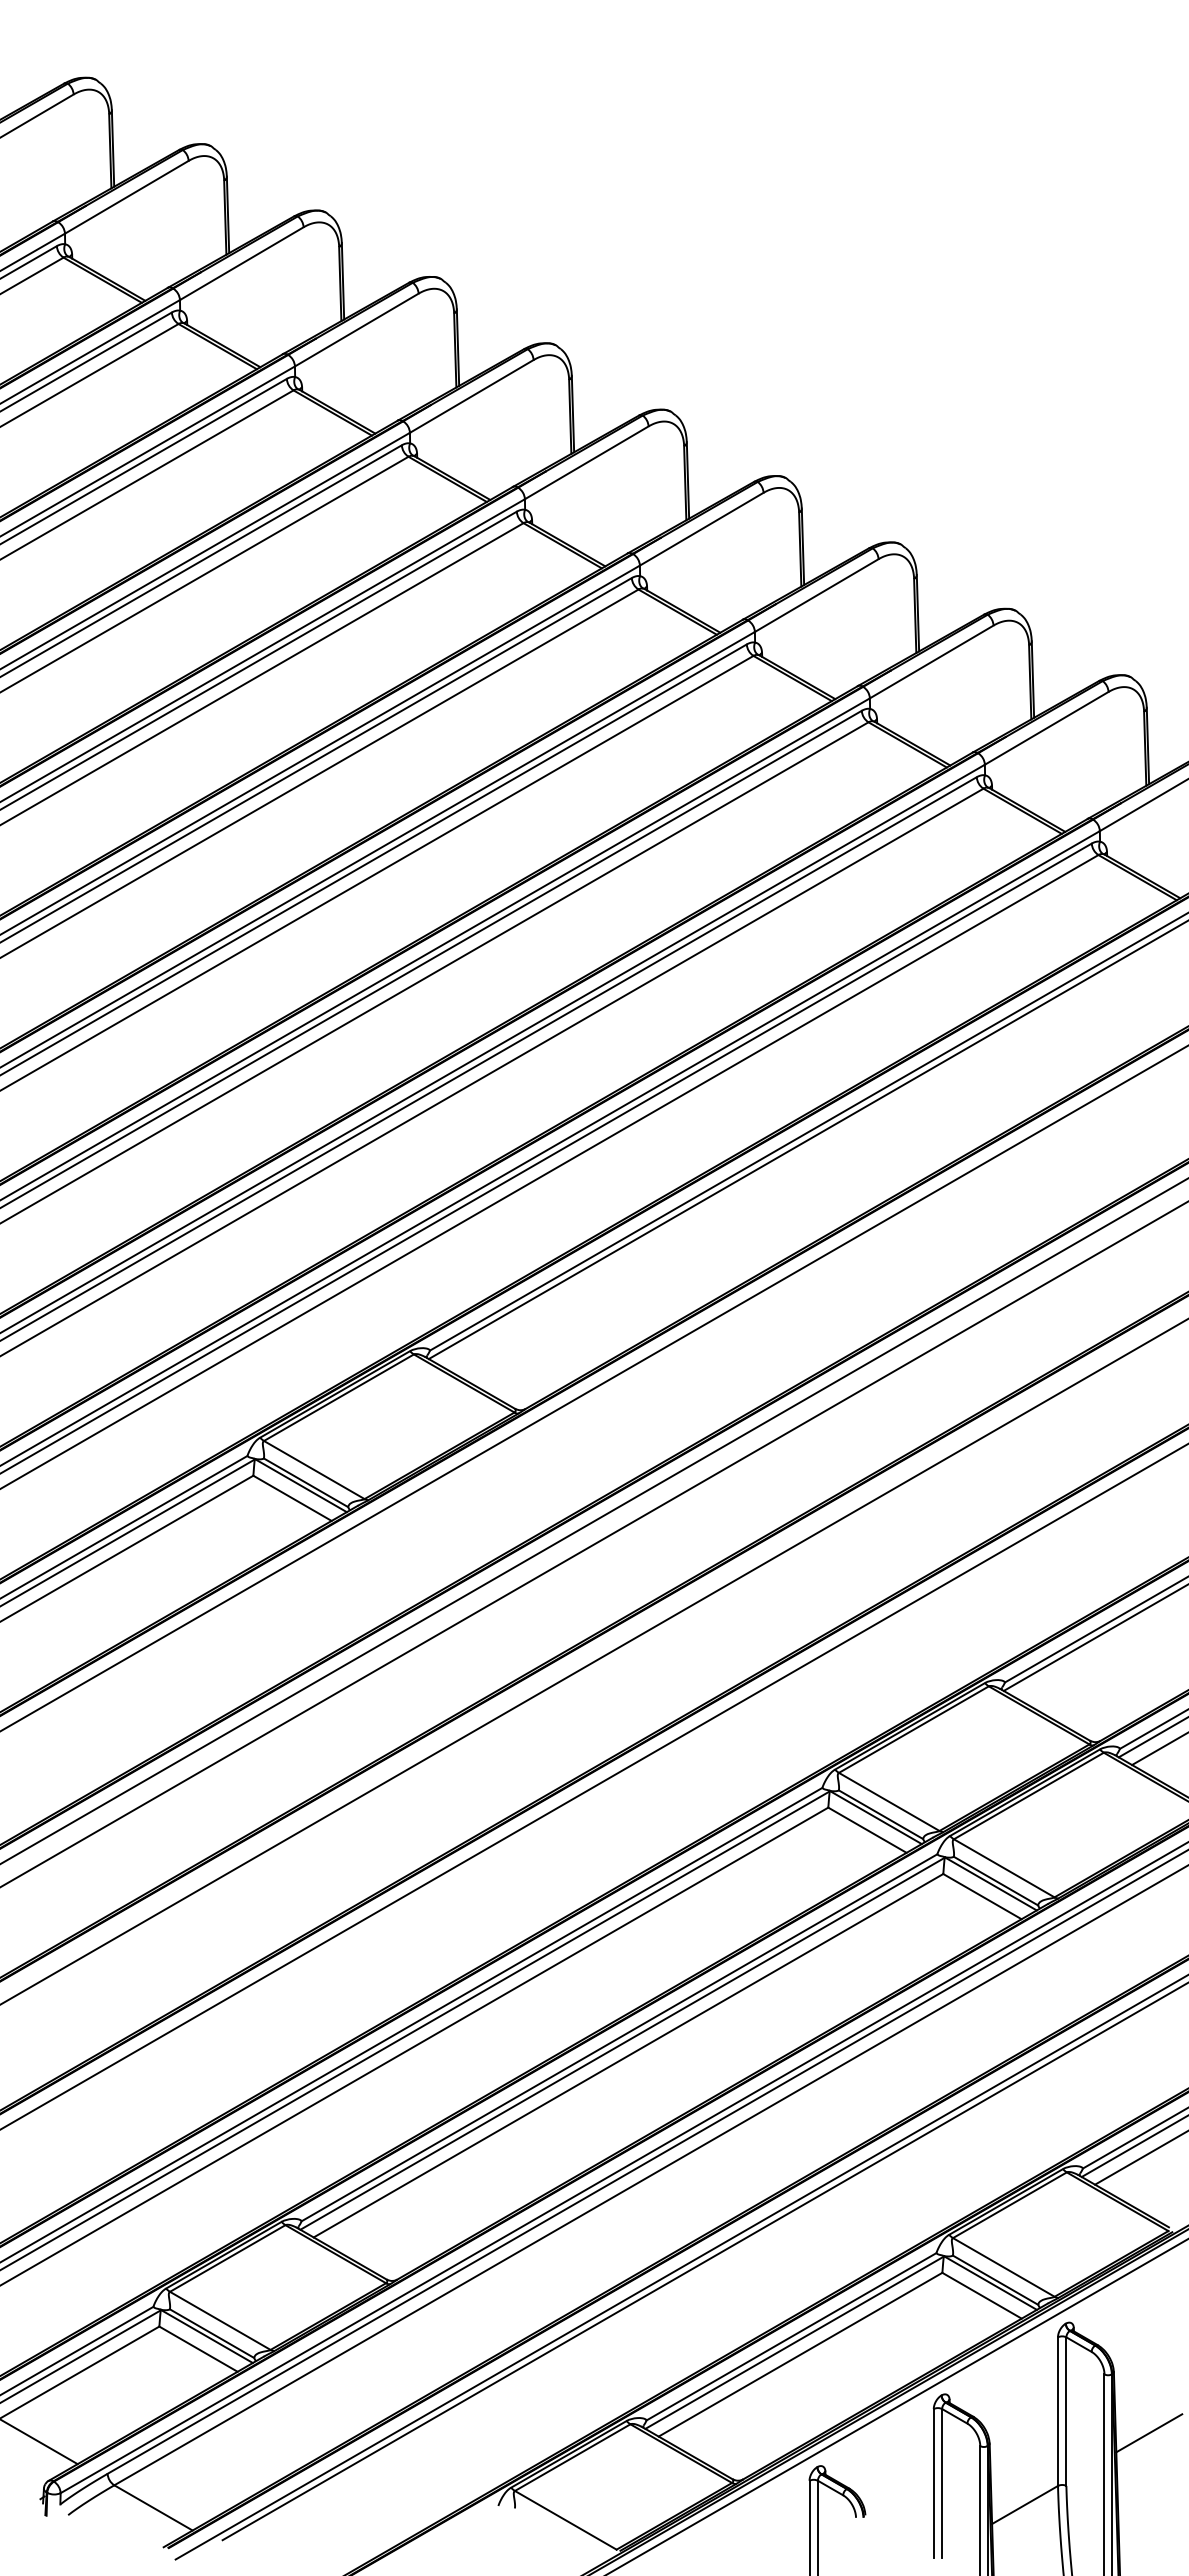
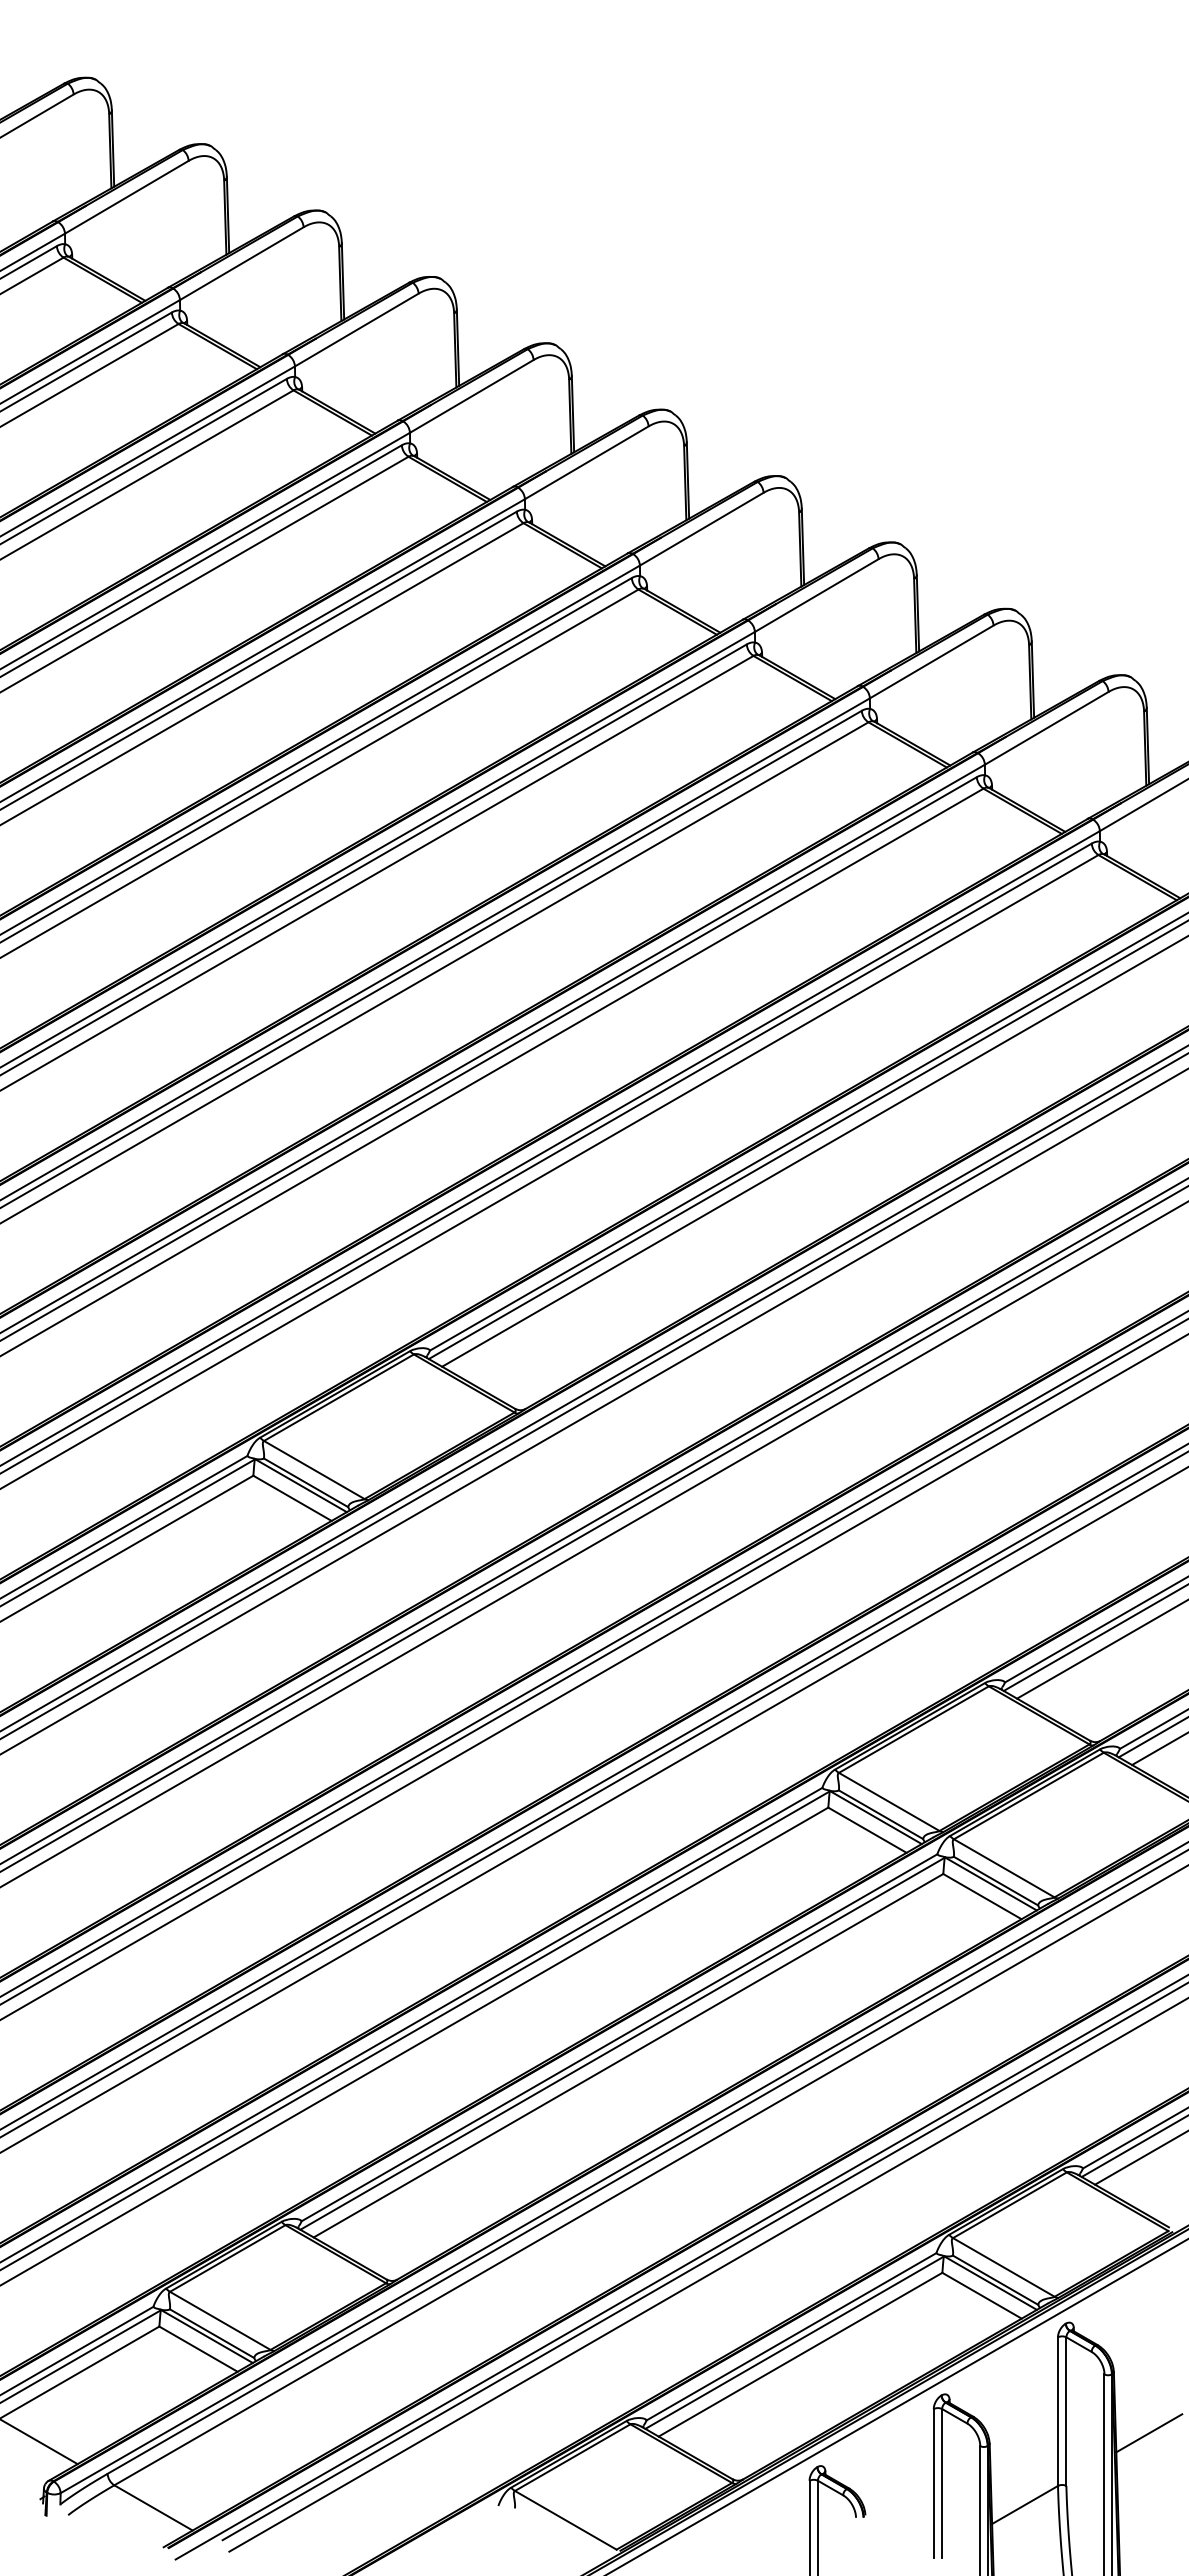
line: none -> present (813, 1151)
line: none -> present (593, 1395)
line: none -> present (593, 1411)
line: none -> present (593, 1528)
line: none -> present (1101, 1649)
line: none -> present (593, 1653)
line: none -> present (593, 1676)
line: none -> present (593, 1794)
line: none -> present (593, 1809)
line: none -> present (707, 2275)
